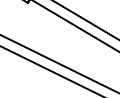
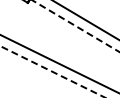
line: solid -> dashed (75, 25)
line: solid -> dashed (53, 72)
